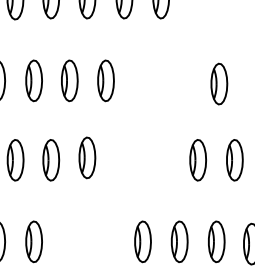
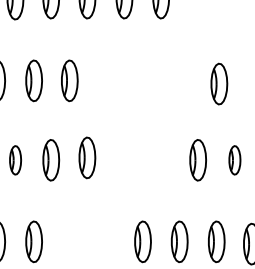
part: present -> none (105, 80)
part size: 19x43 px -> 14x31 px (15, 160)
part size: 18x43 px -> 14x31 px (234, 160)
